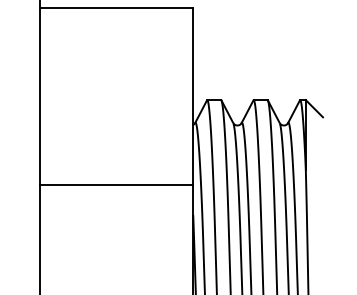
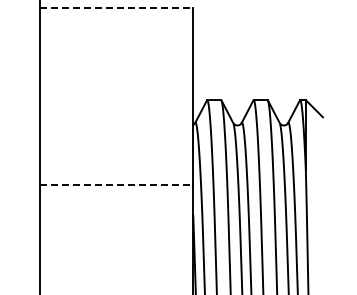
line: solid -> dashed (116, 7)
line: solid -> dashed (116, 185)
